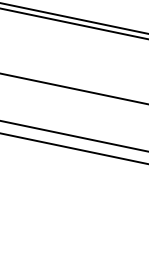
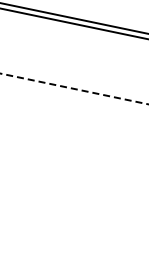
line: solid -> dashed (74, 88)
line: present -> none (73, 136)
line: present -> none (73, 148)
